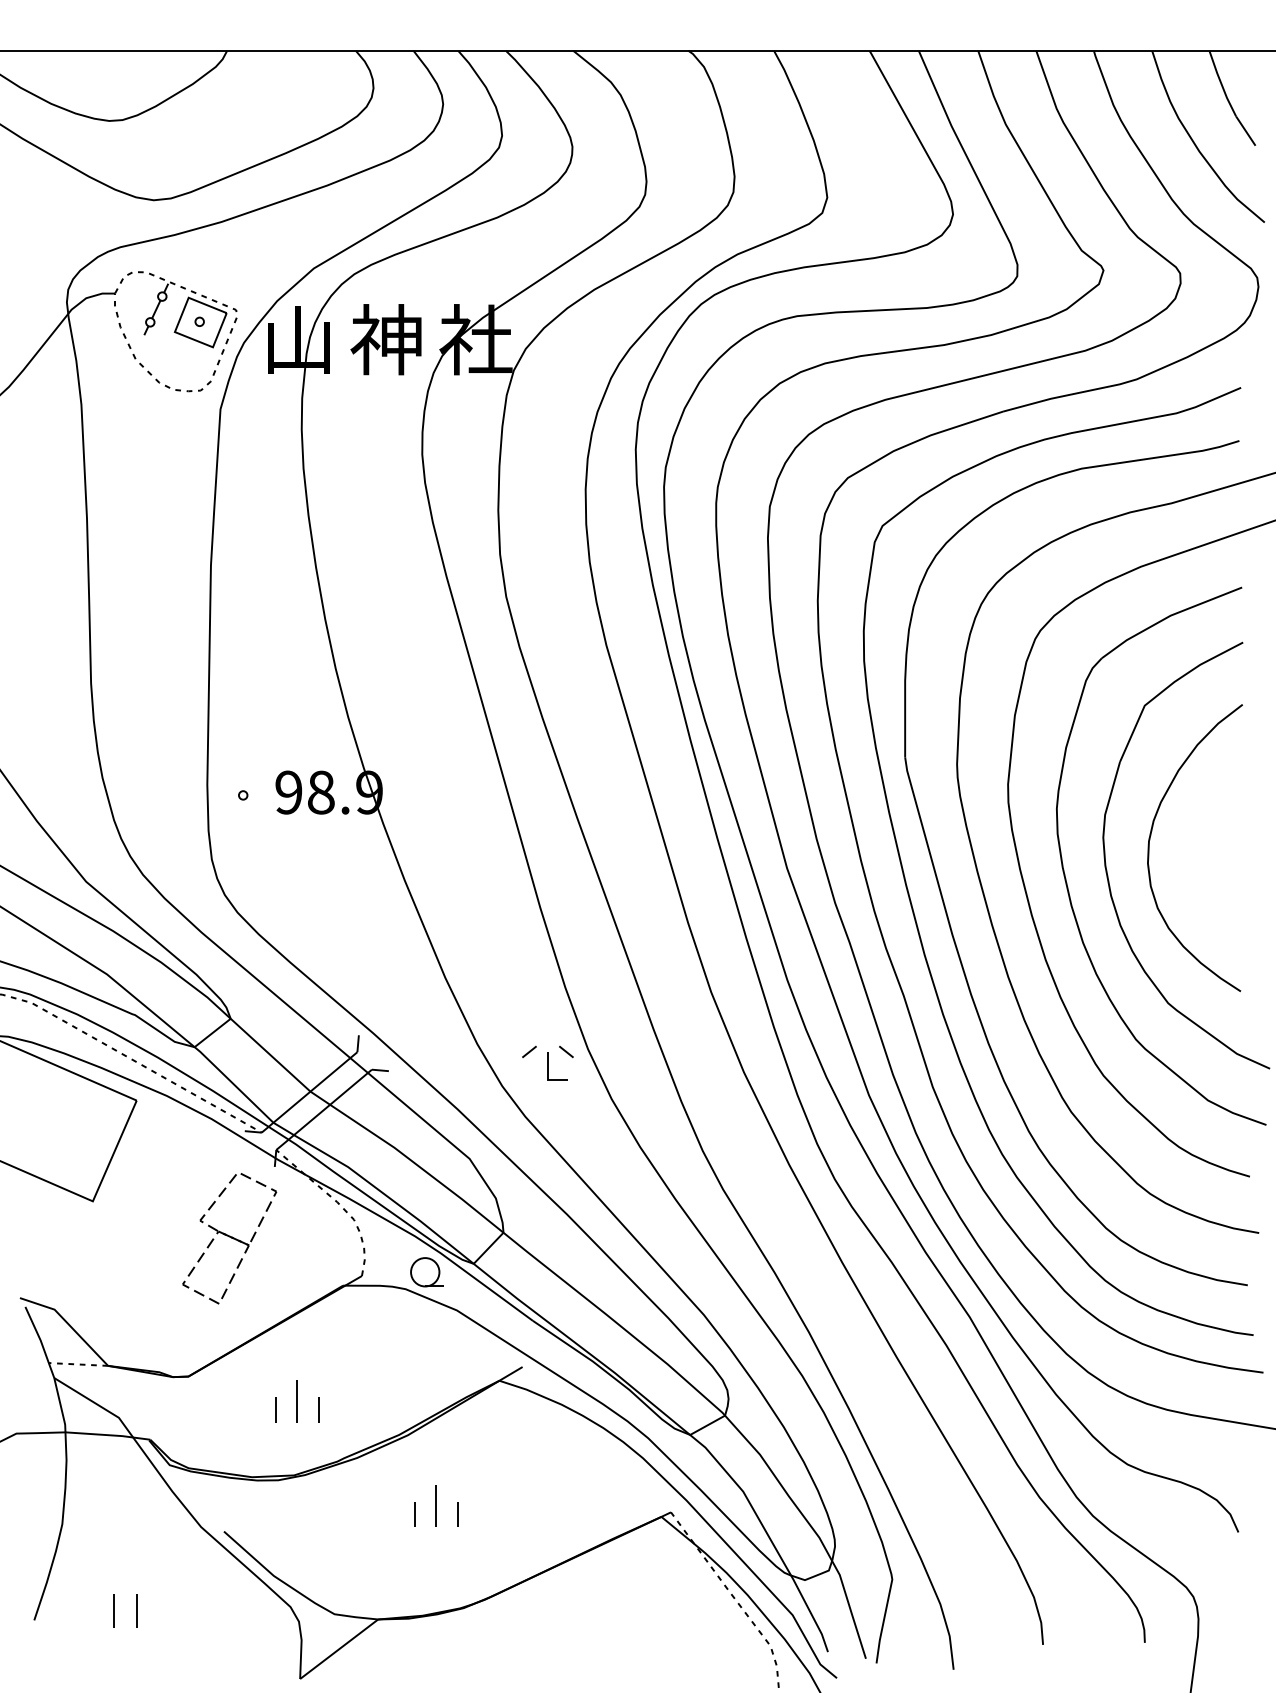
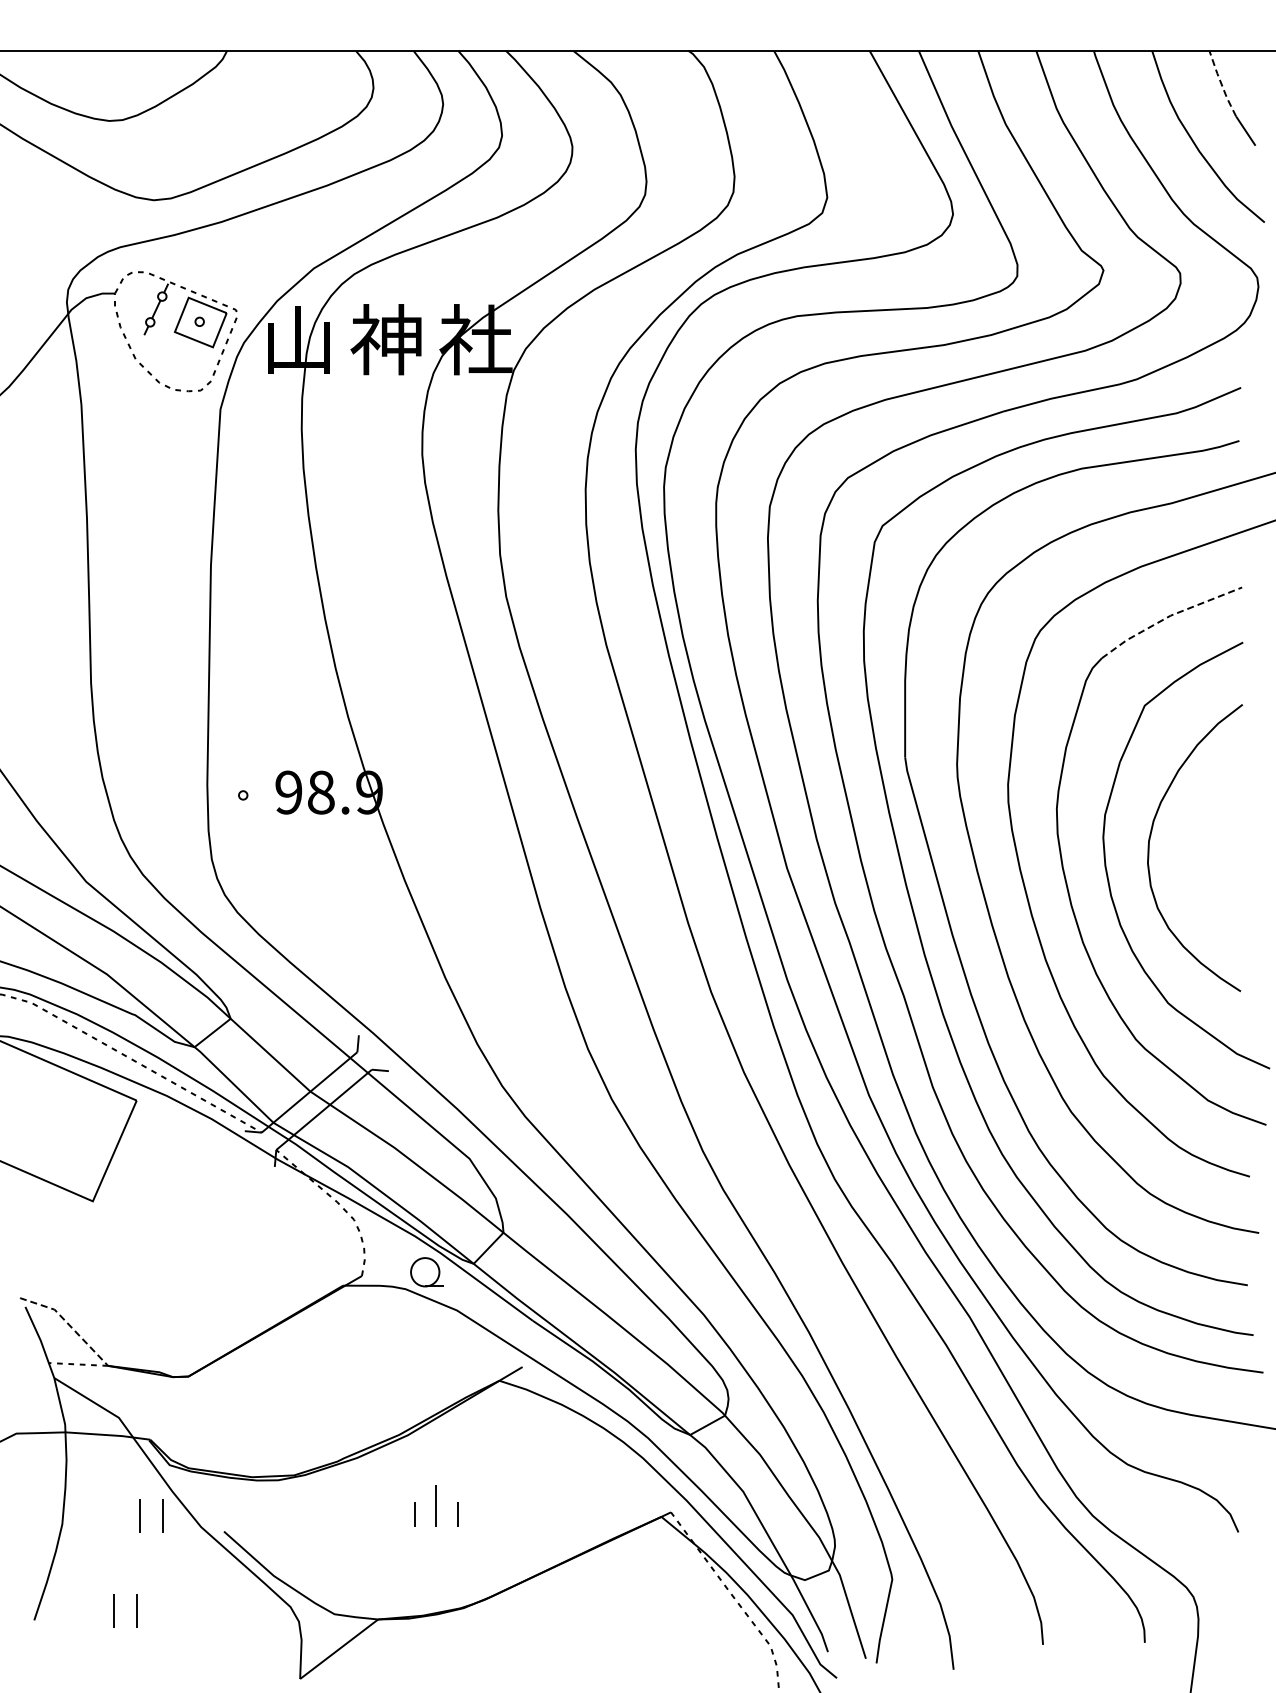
line: solid -> dashed (1221, 84)
line: solid -> dashed (1168, 616)
part: present -> none (547, 1062)
part: present -> none (229, 1238)
line: solid -> dashed (67, 1323)
part: present -> none (297, 1401)
part: none -> present (140, 1515)
